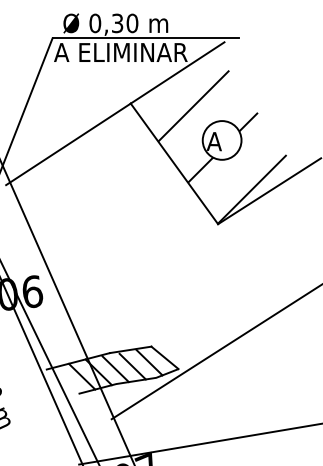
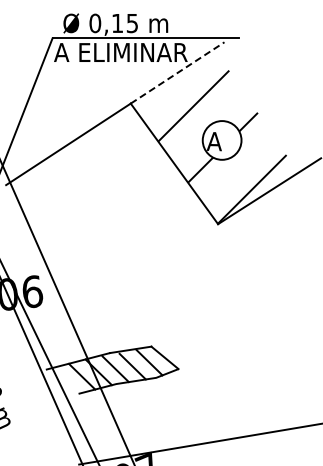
text: 0,30 -> 0,15 (125, 23)
line: solid -> dashed (177, 72)
line: present -> none (215, 352)
